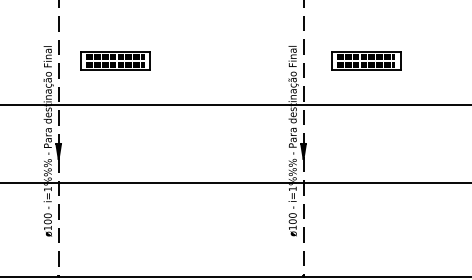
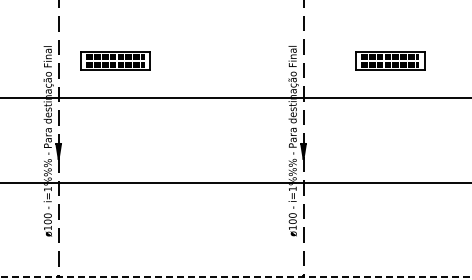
part position: (366, 60) -> (390, 60) (390, 60)
line position: (235, 104) -> (235, 97) (235, 97)
line: solid -> dashed (235, 277)
